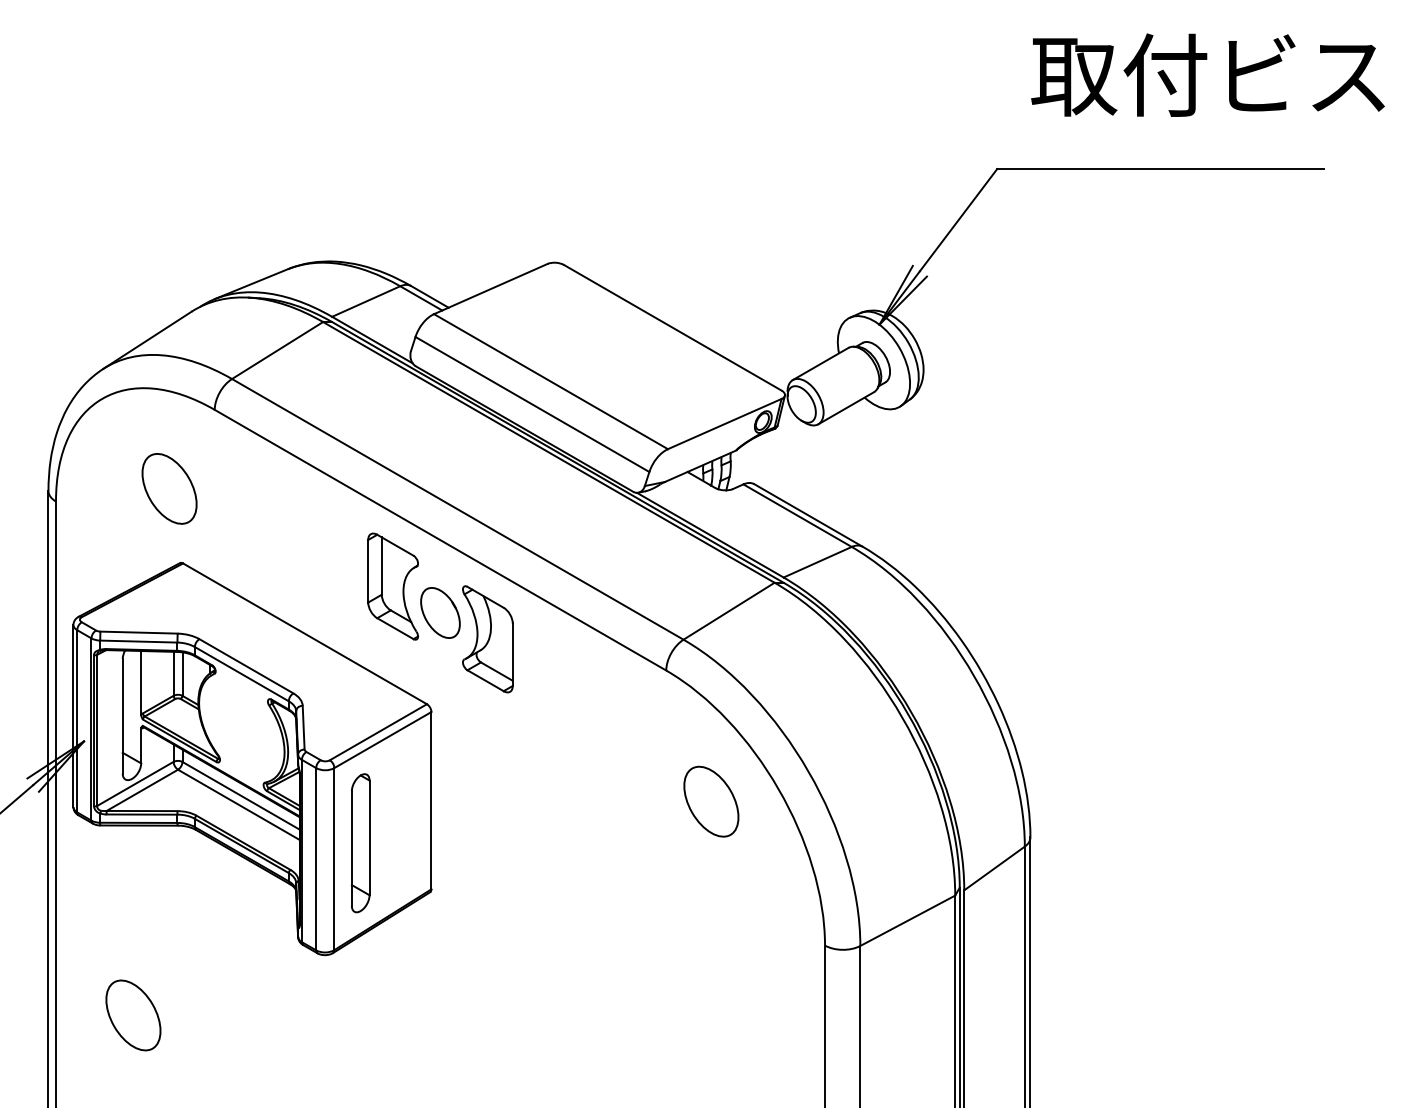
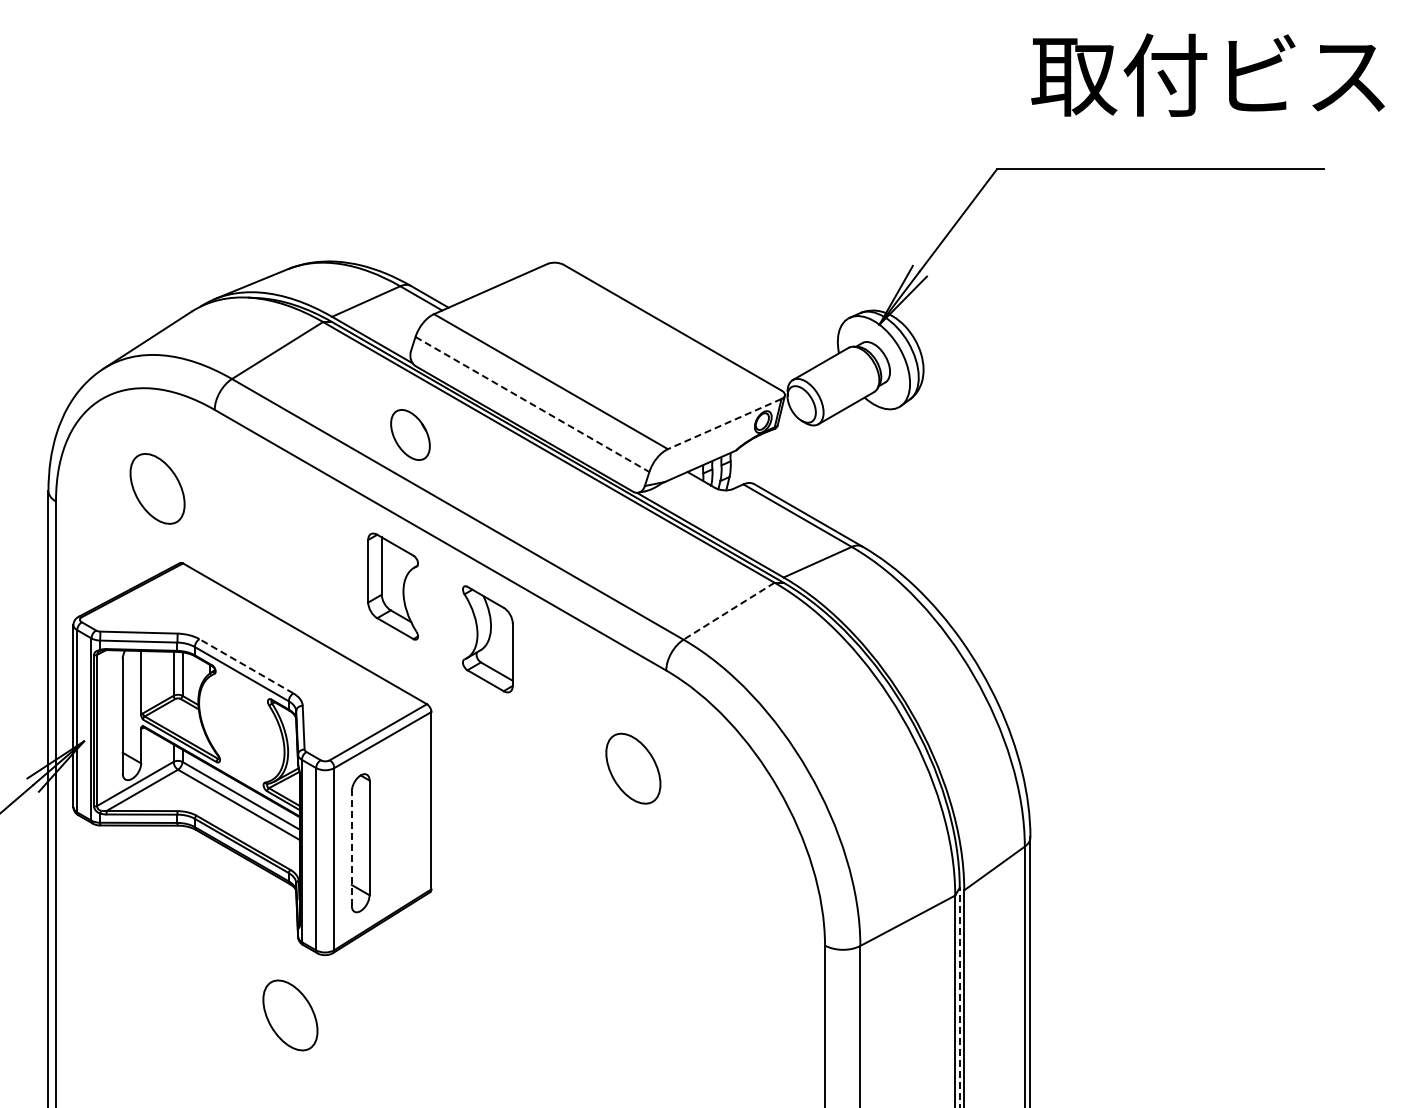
line: solid -> dashed (532, 404)
line: solid -> dashed (724, 424)
part position: (169, 488) -> (157, 488) (157, 488)
line: solid -> dashed (729, 611)
part position: (440, 612) -> (410, 434) (410, 434)
line: solid -> dashed (246, 666)
part position: (711, 801) -> (633, 768) (633, 768)
line: solid -> dashed (351, 848)
line: solid -> dashed (959, 997)
part position: (133, 1015) -> (290, 1015) (290, 1015)
